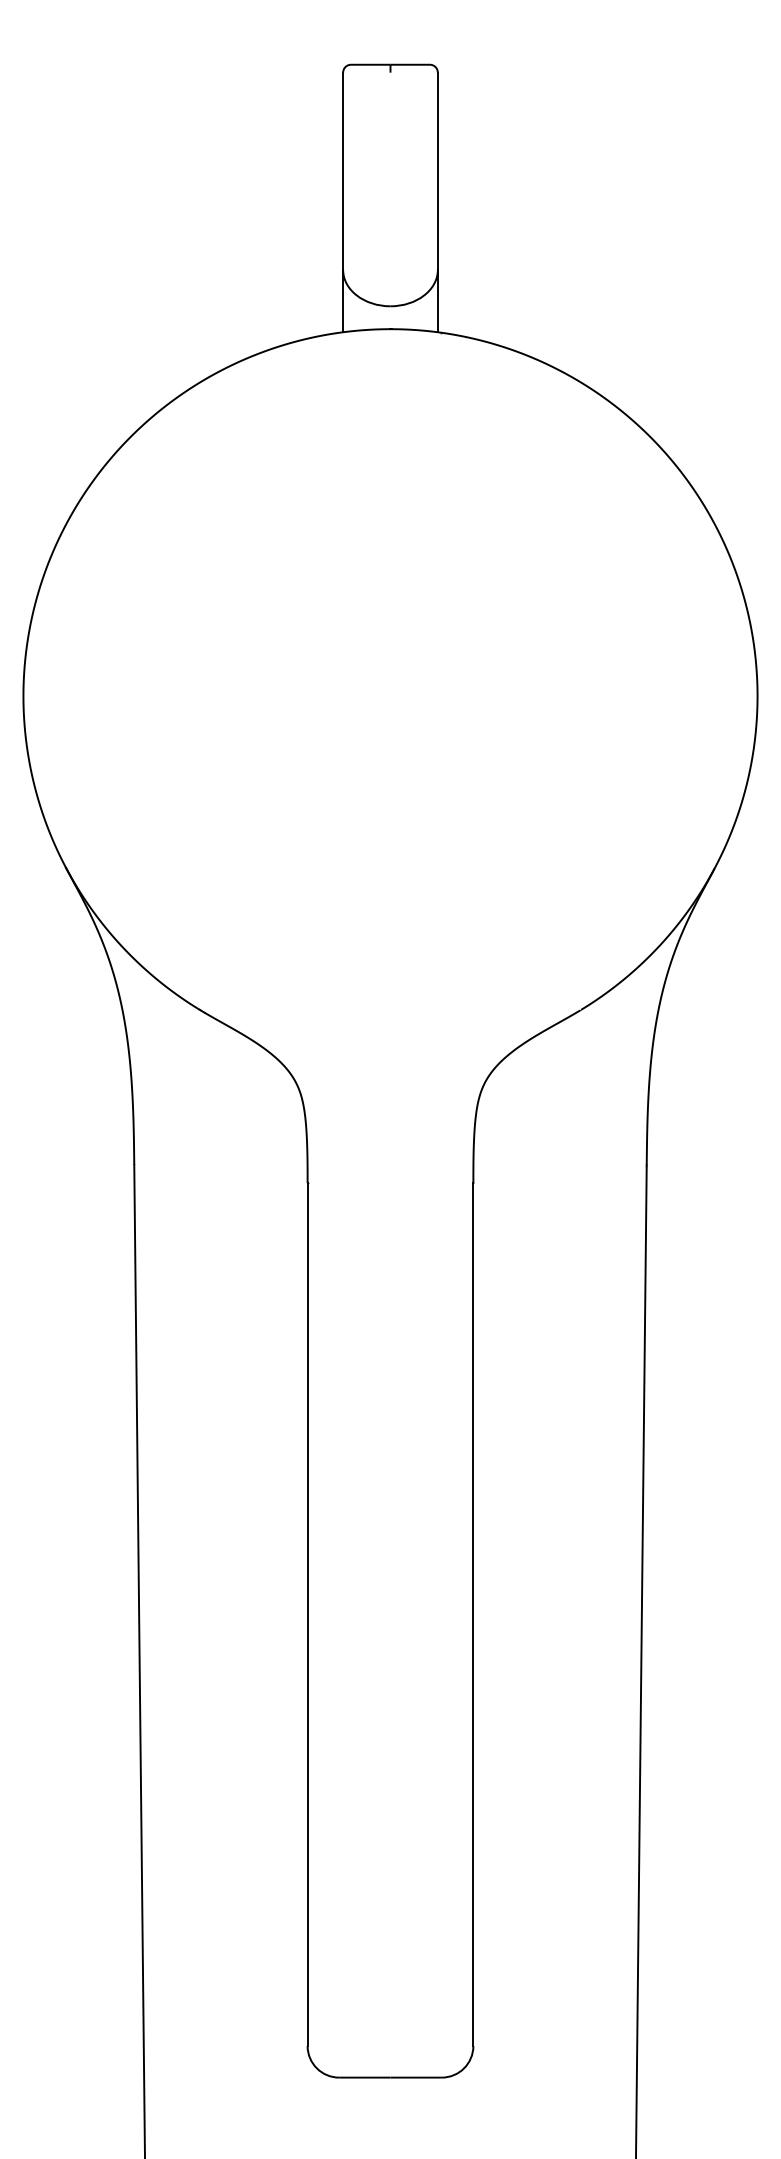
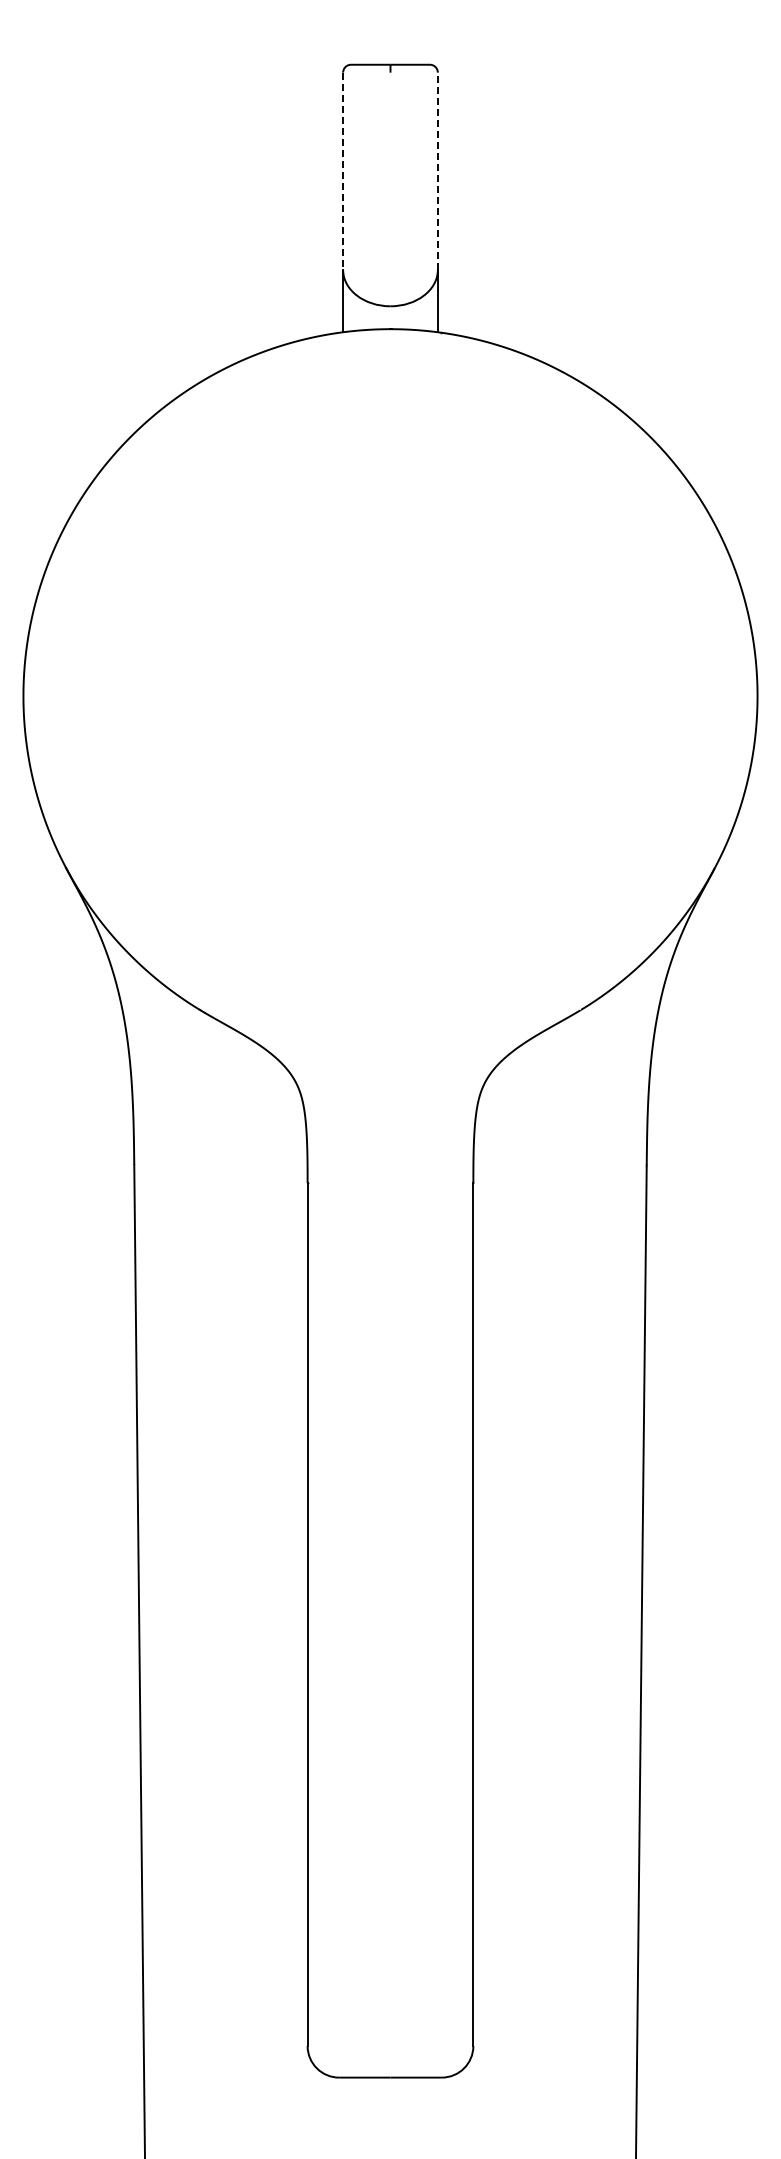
line: solid -> dashed (343, 171)
line: solid -> dashed (437, 171)
